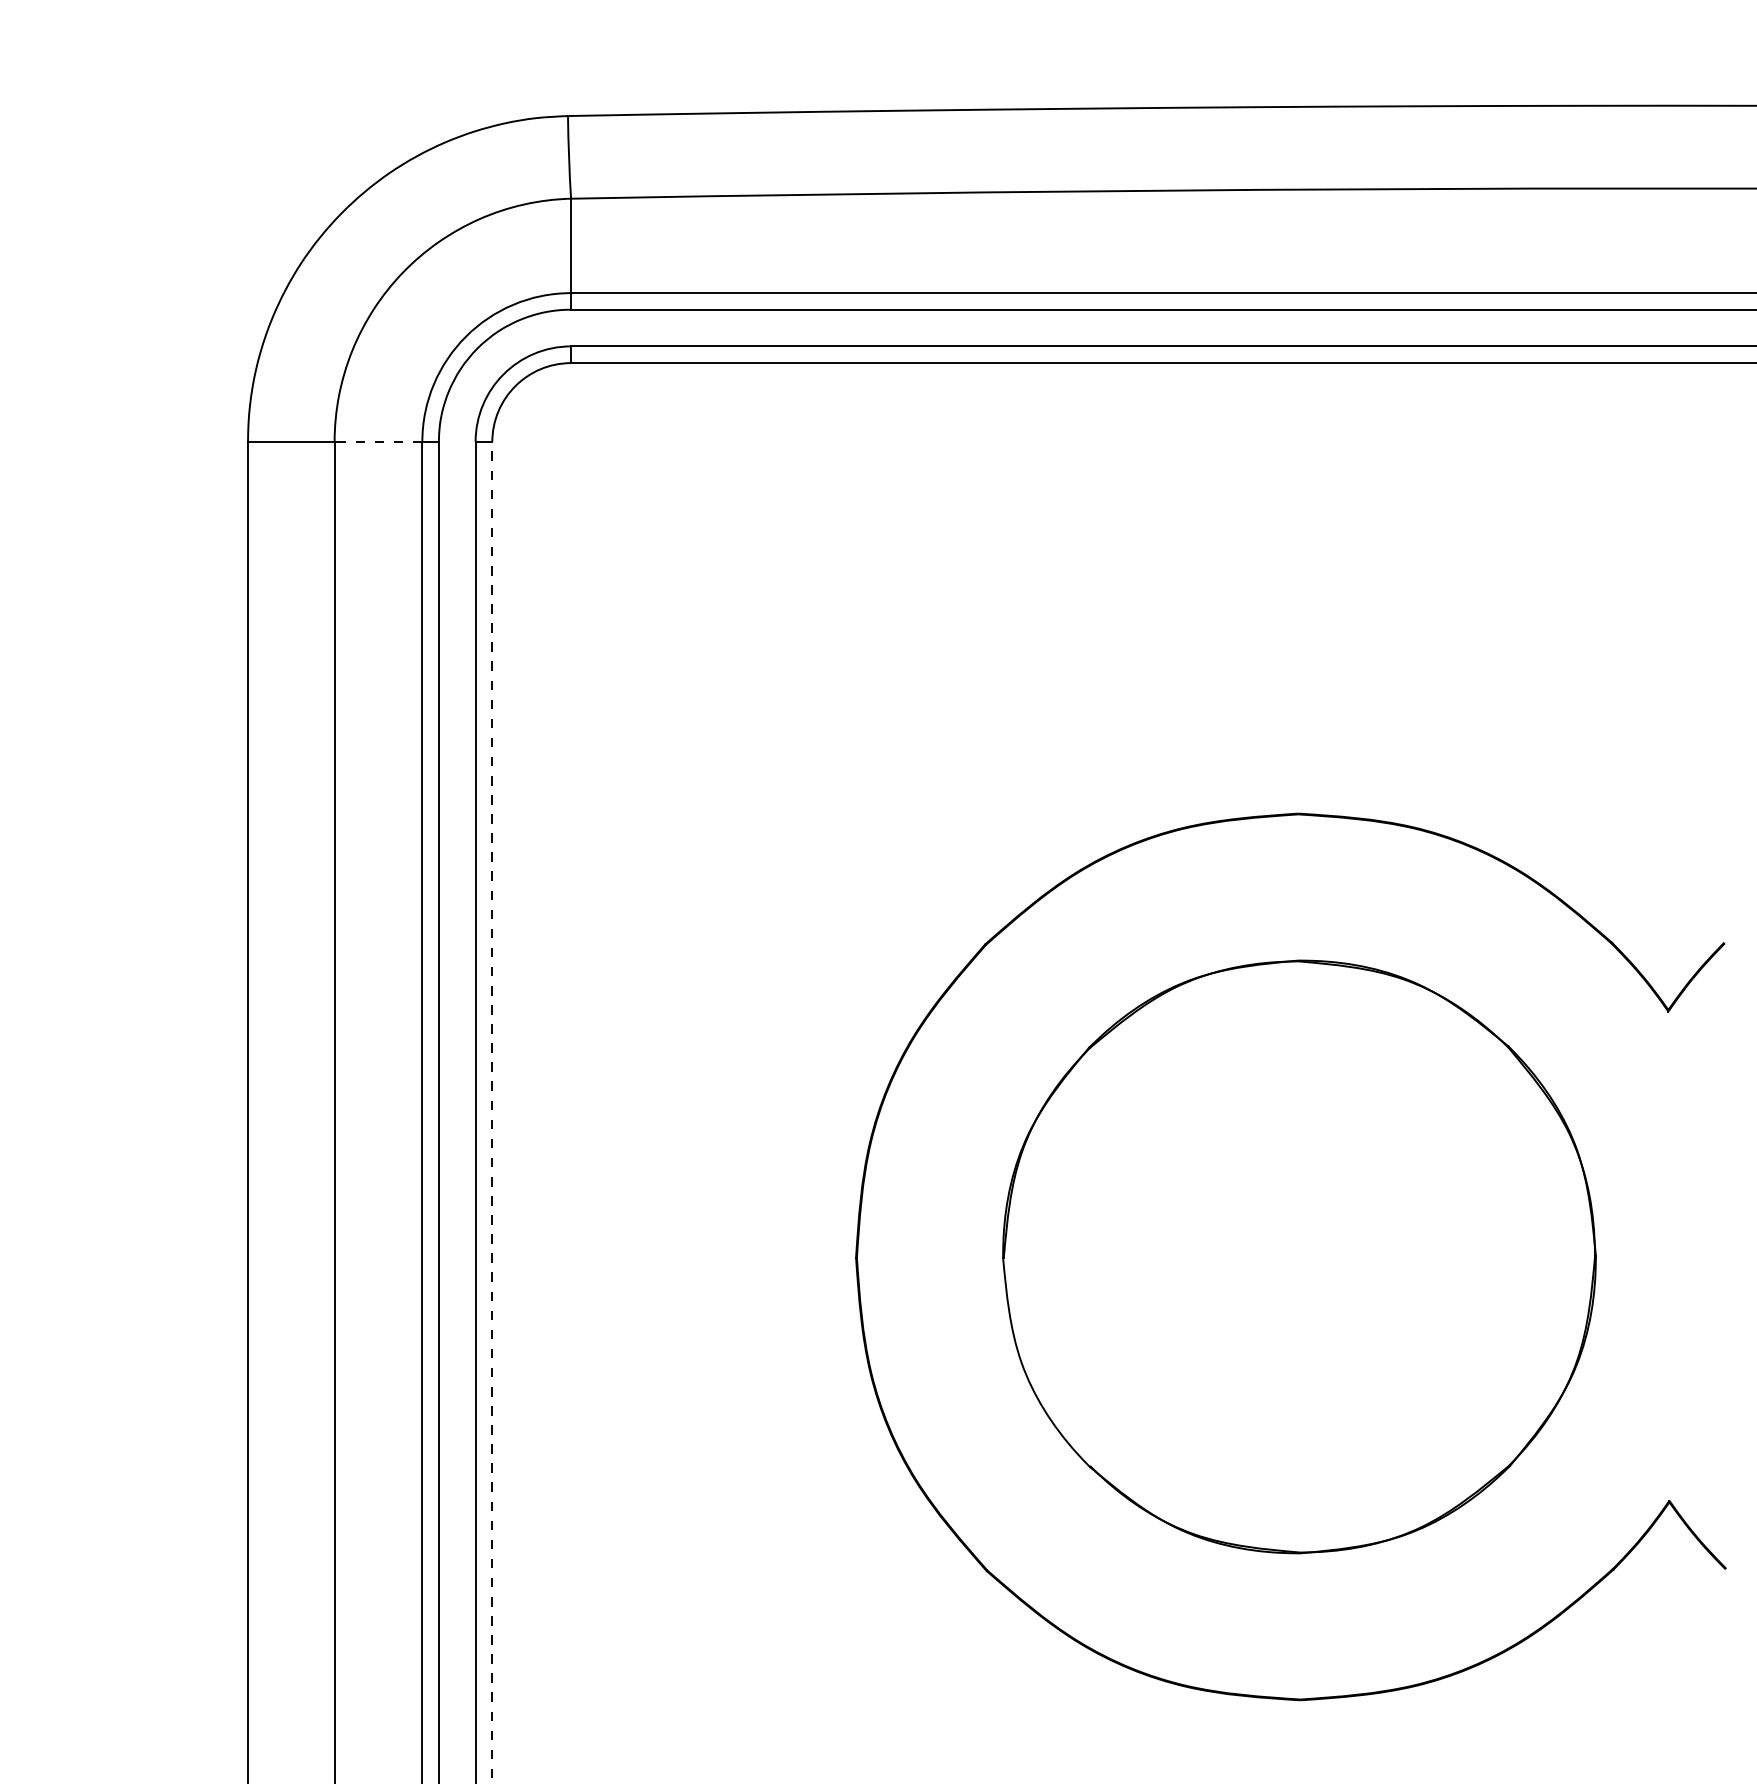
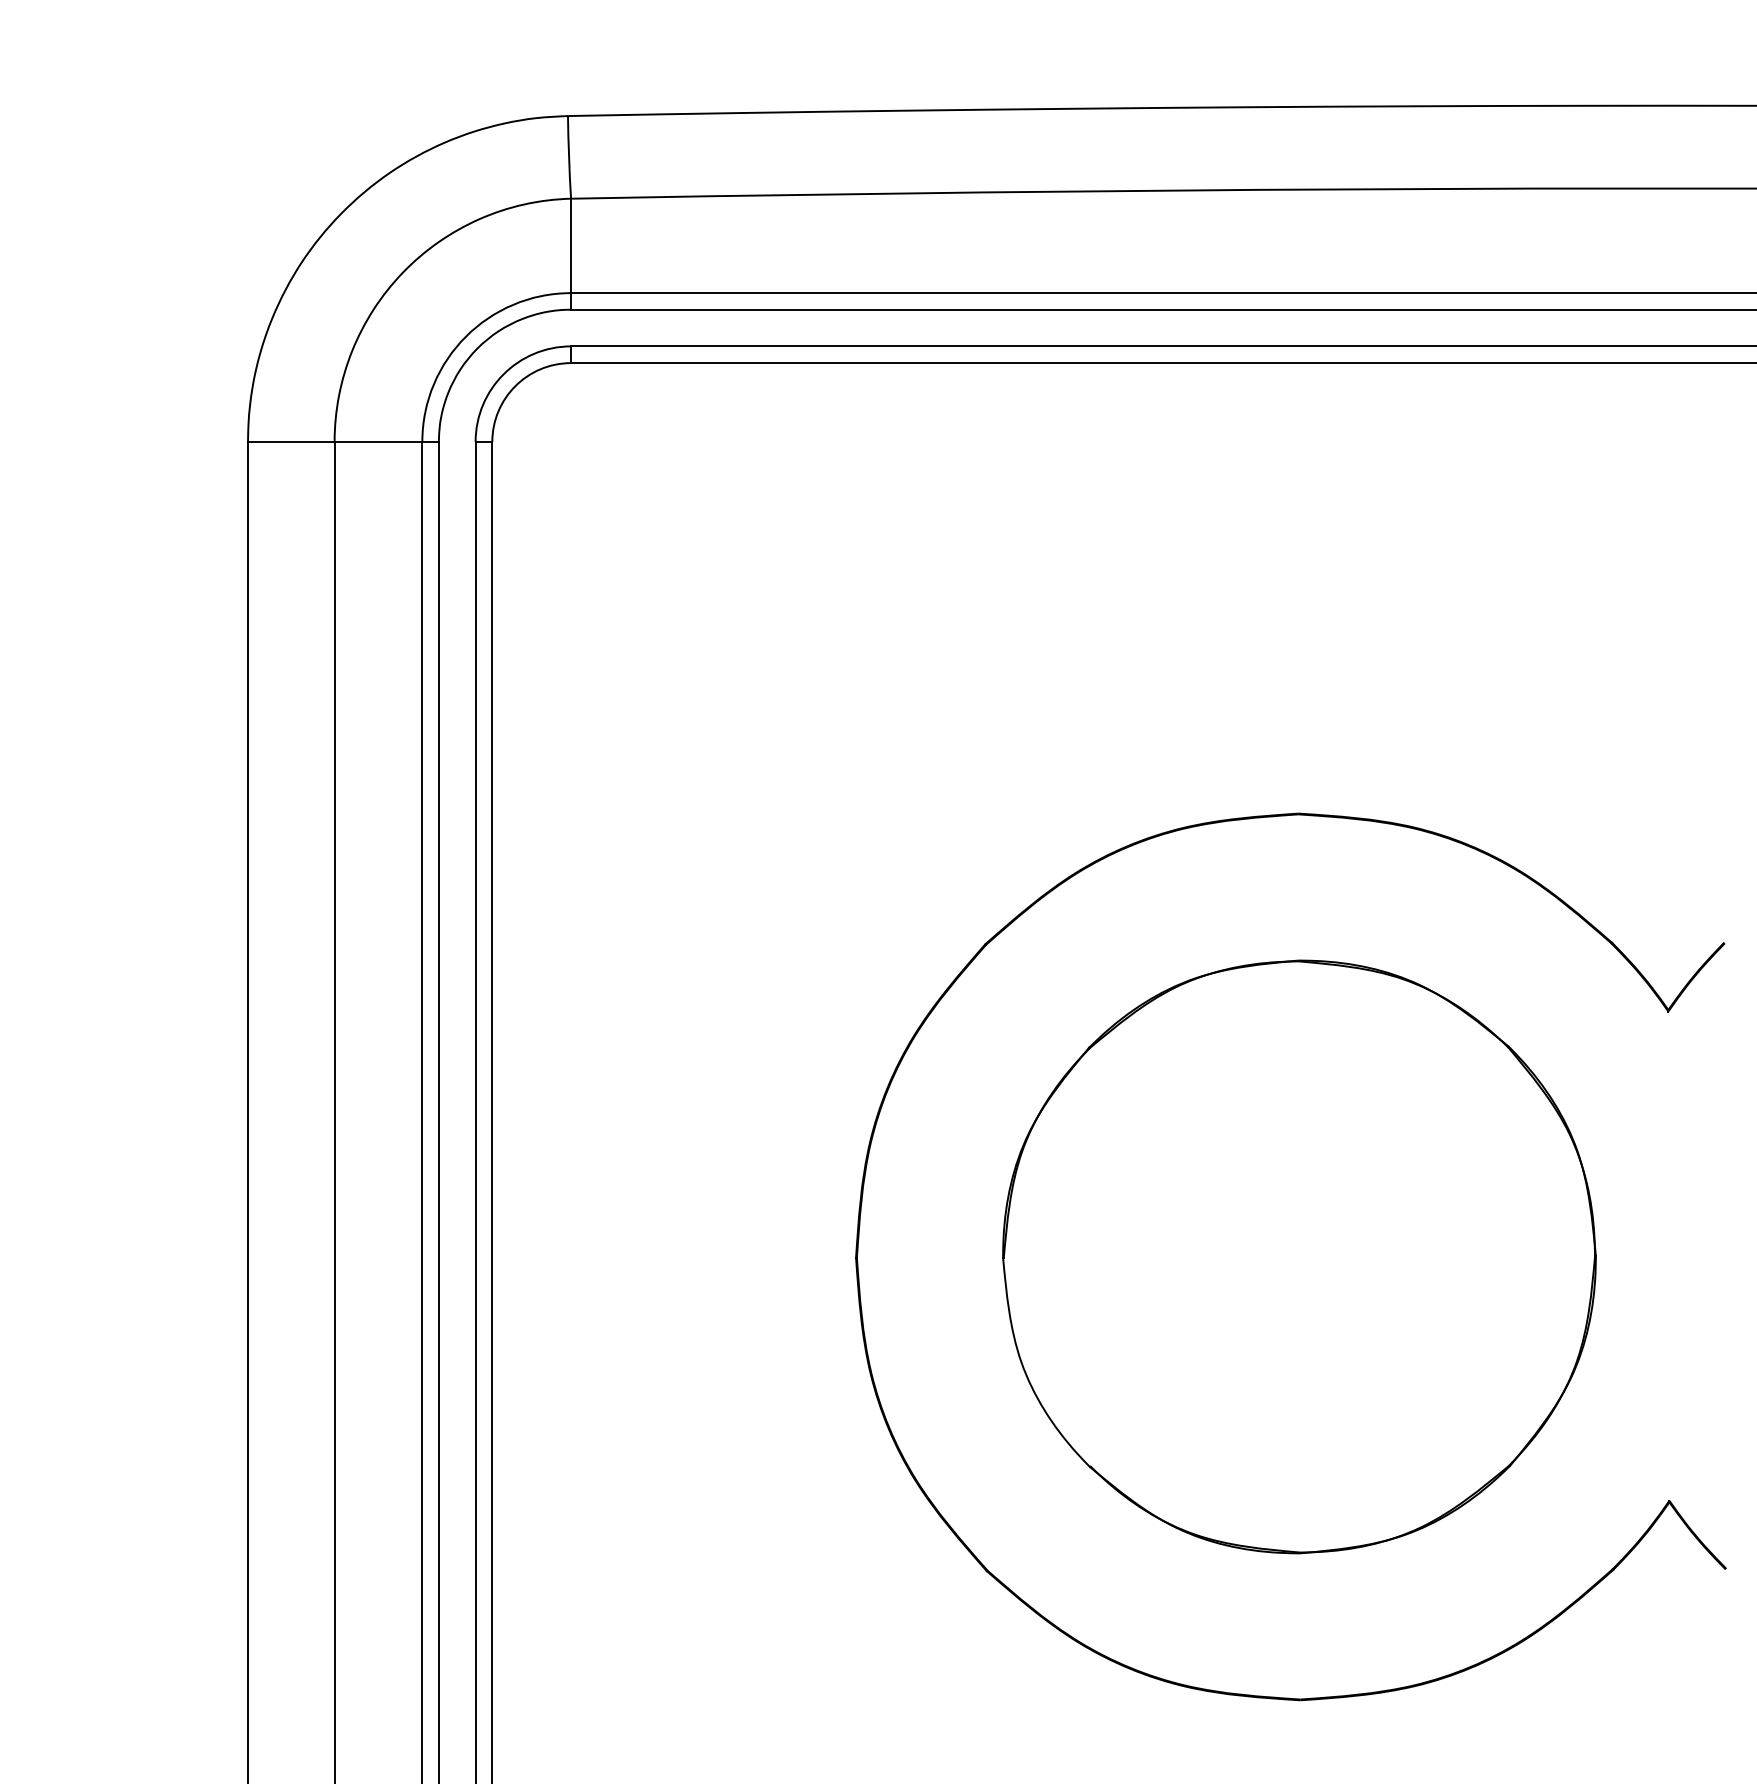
line: dashed -> solid (378, 441)
line: dashed -> solid (492, 1112)
